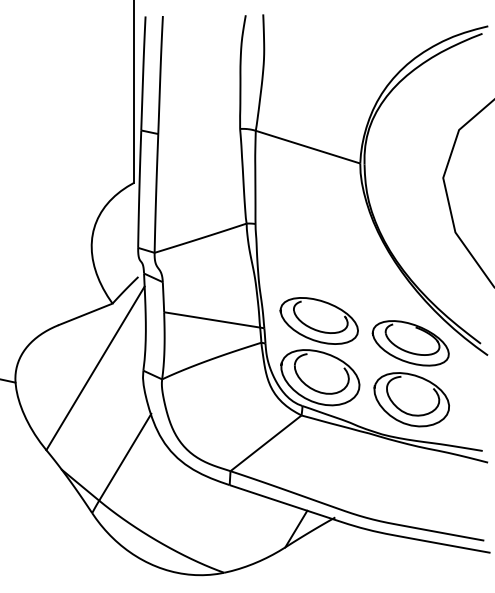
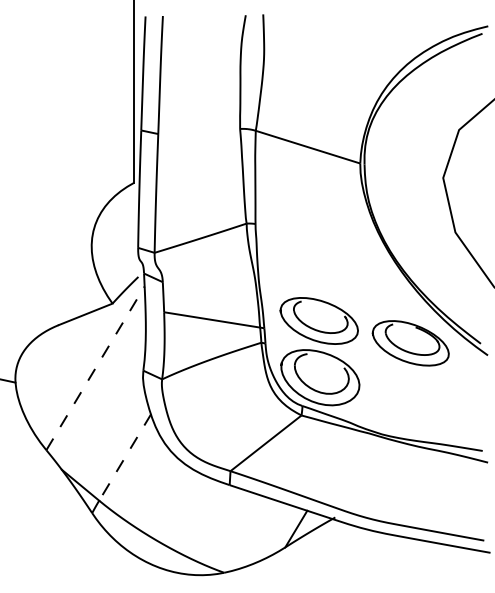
line: solid -> dashed (95, 367)
part: present -> none (411, 399)
line: solid -> dashed (125, 457)
